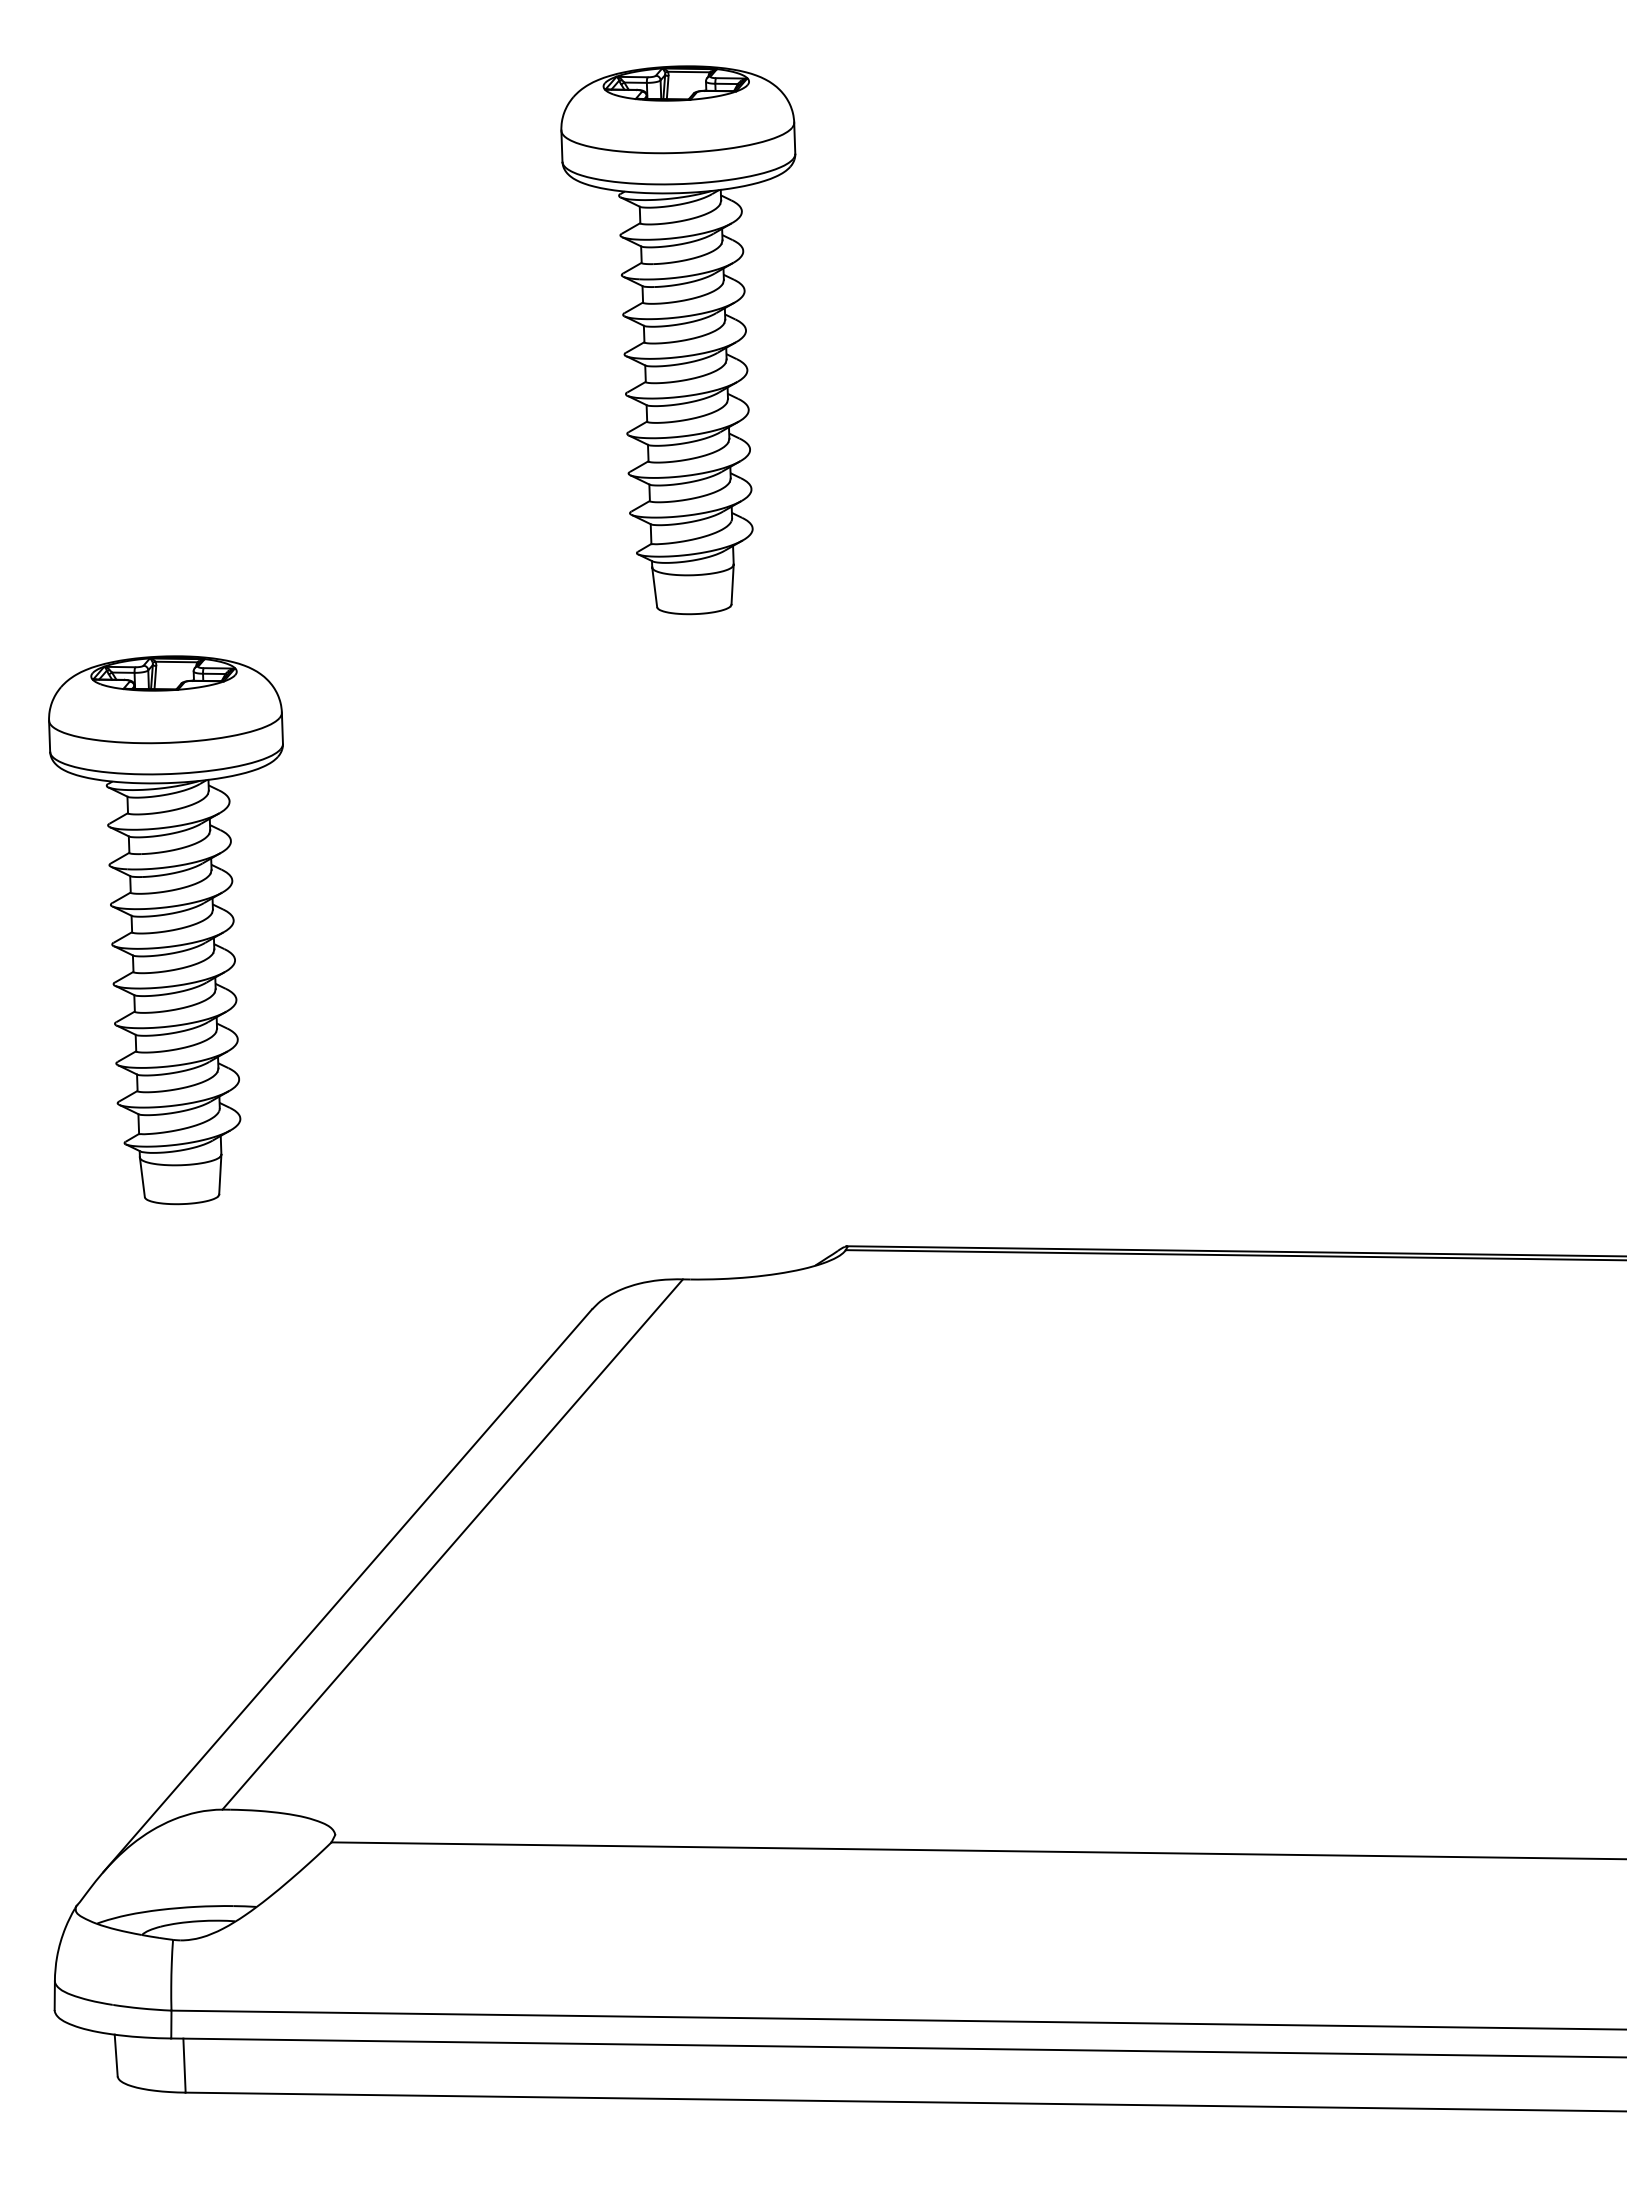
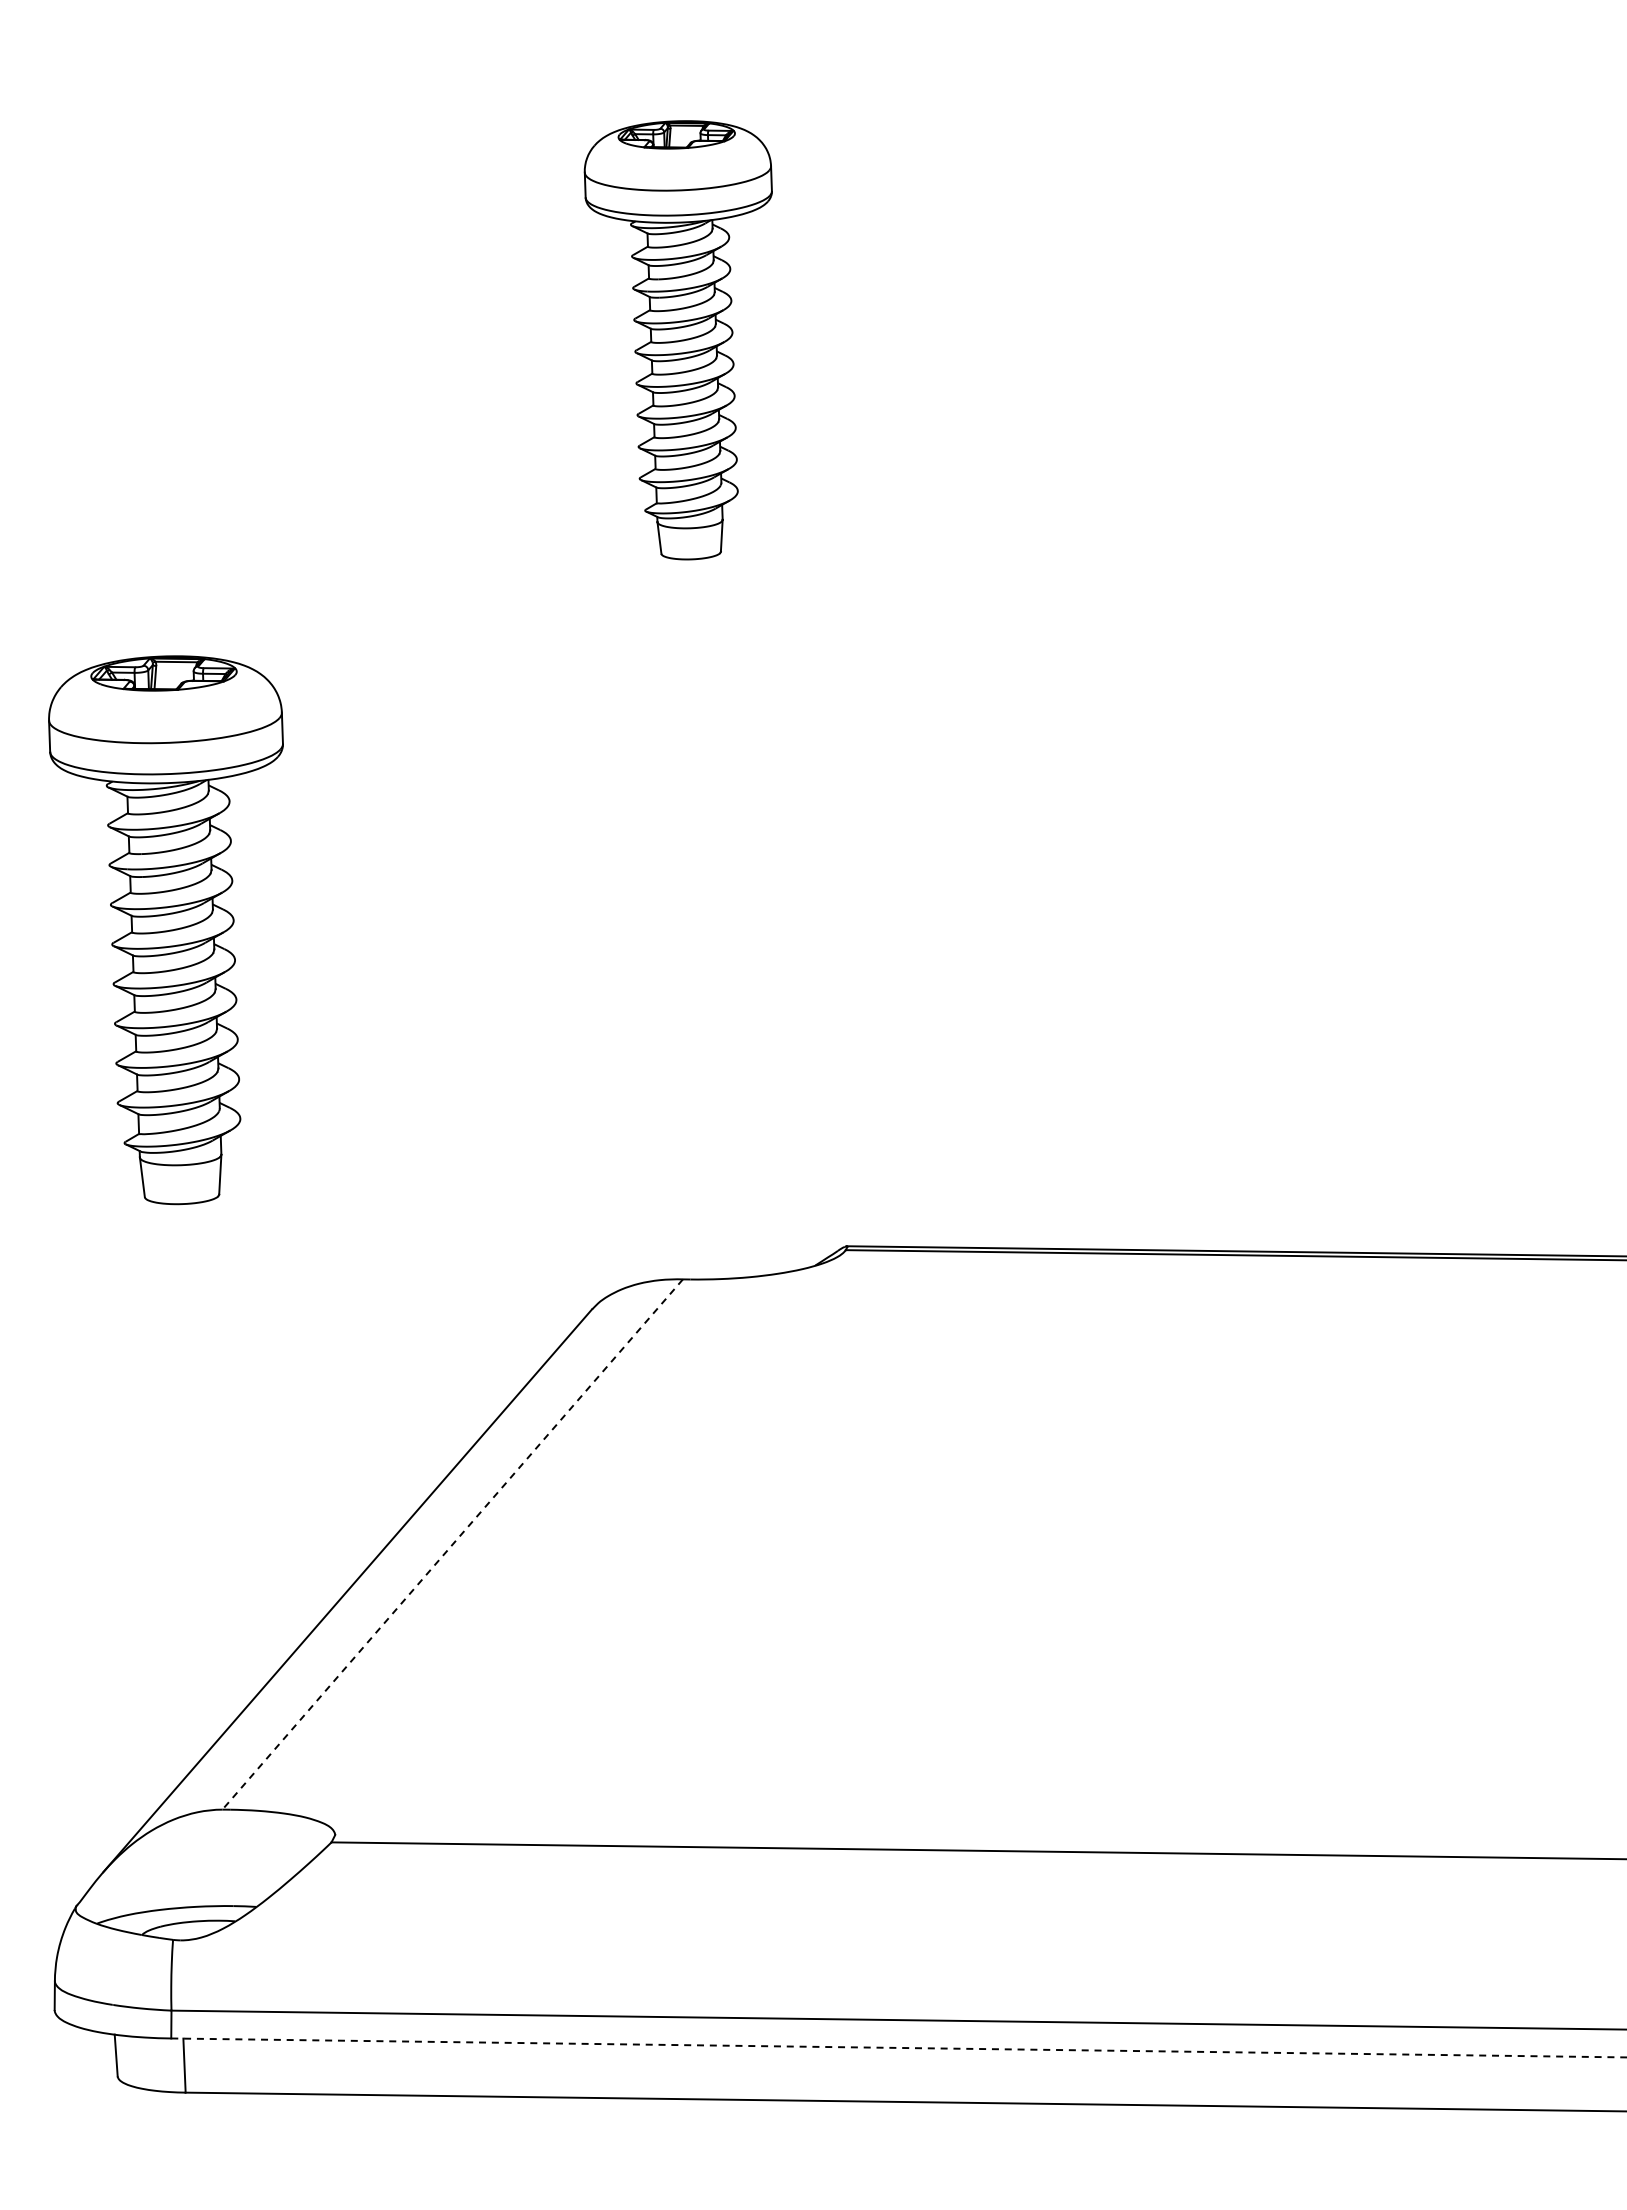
part size: 237x551 px -> 190x441 px (677, 340)
line: solid -> dashed (452, 1544)
line: solid -> dashed (899, 2047)
